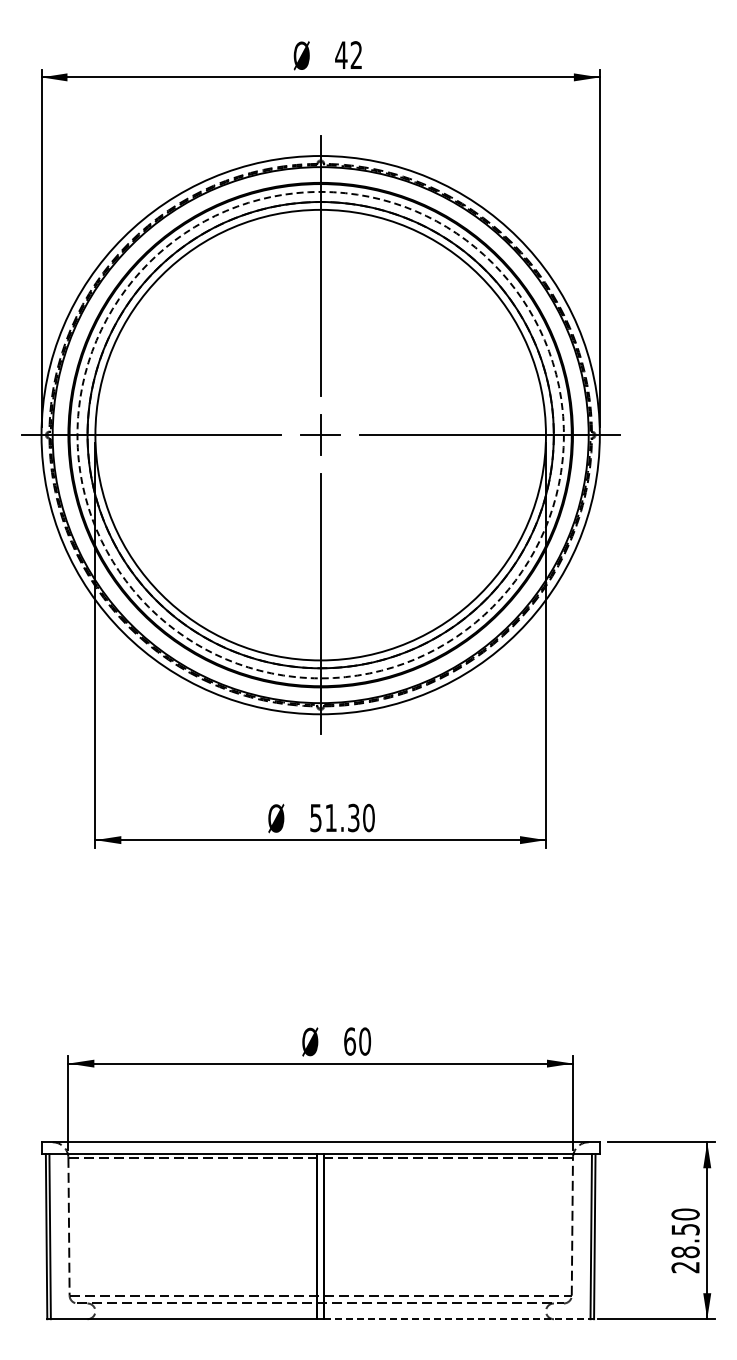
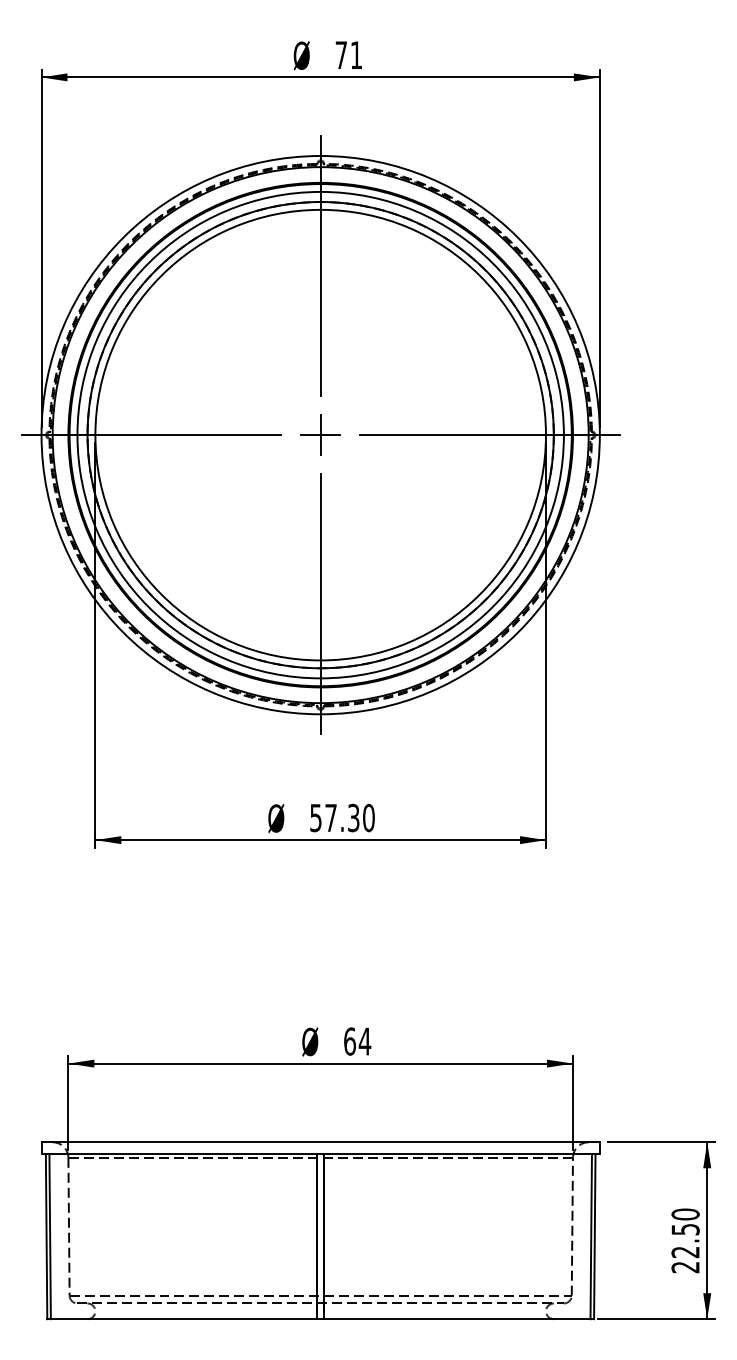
text: 42 -> 71 (348, 54)
circle: dashed -> solid (320, 434)
text: 51.30 -> 57.30 (330, 817)
text: 60 -> 64 (364, 1041)
text: 28.50 -> 22.50 (685, 1252)
line: dashed -> solid (457, 1319)
